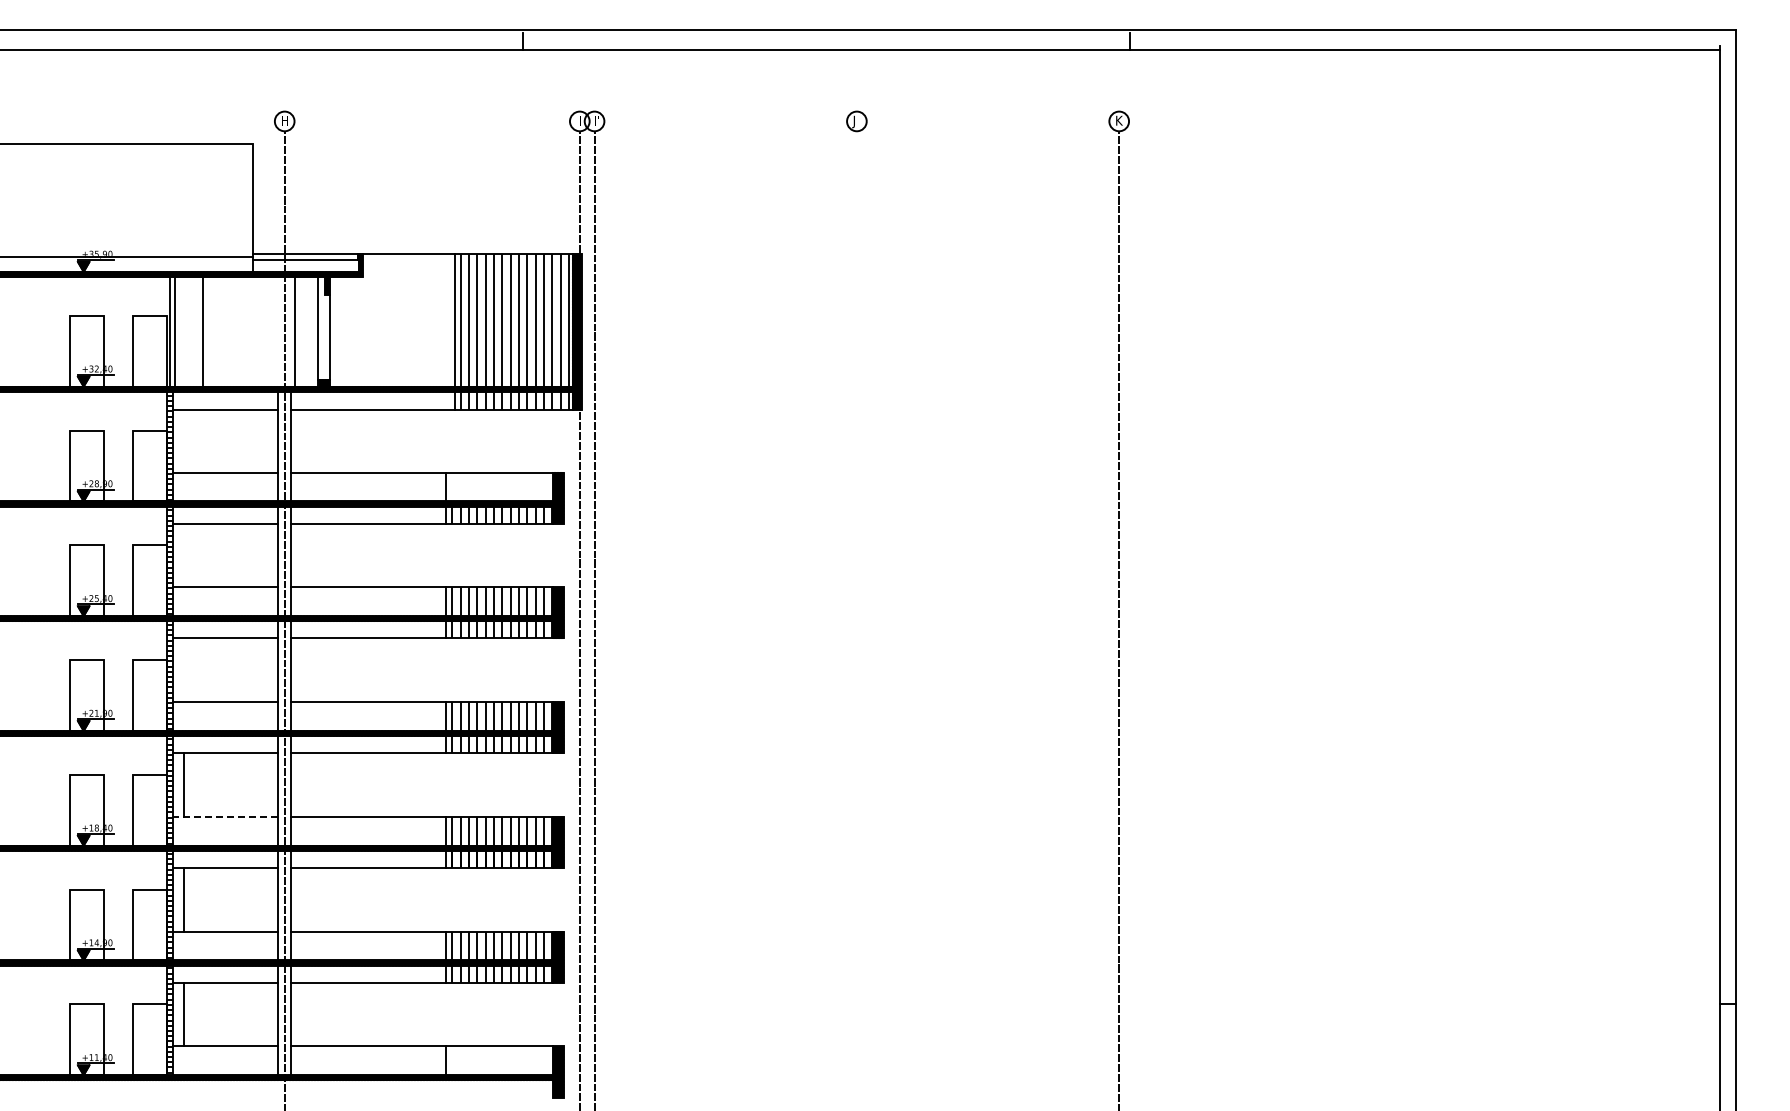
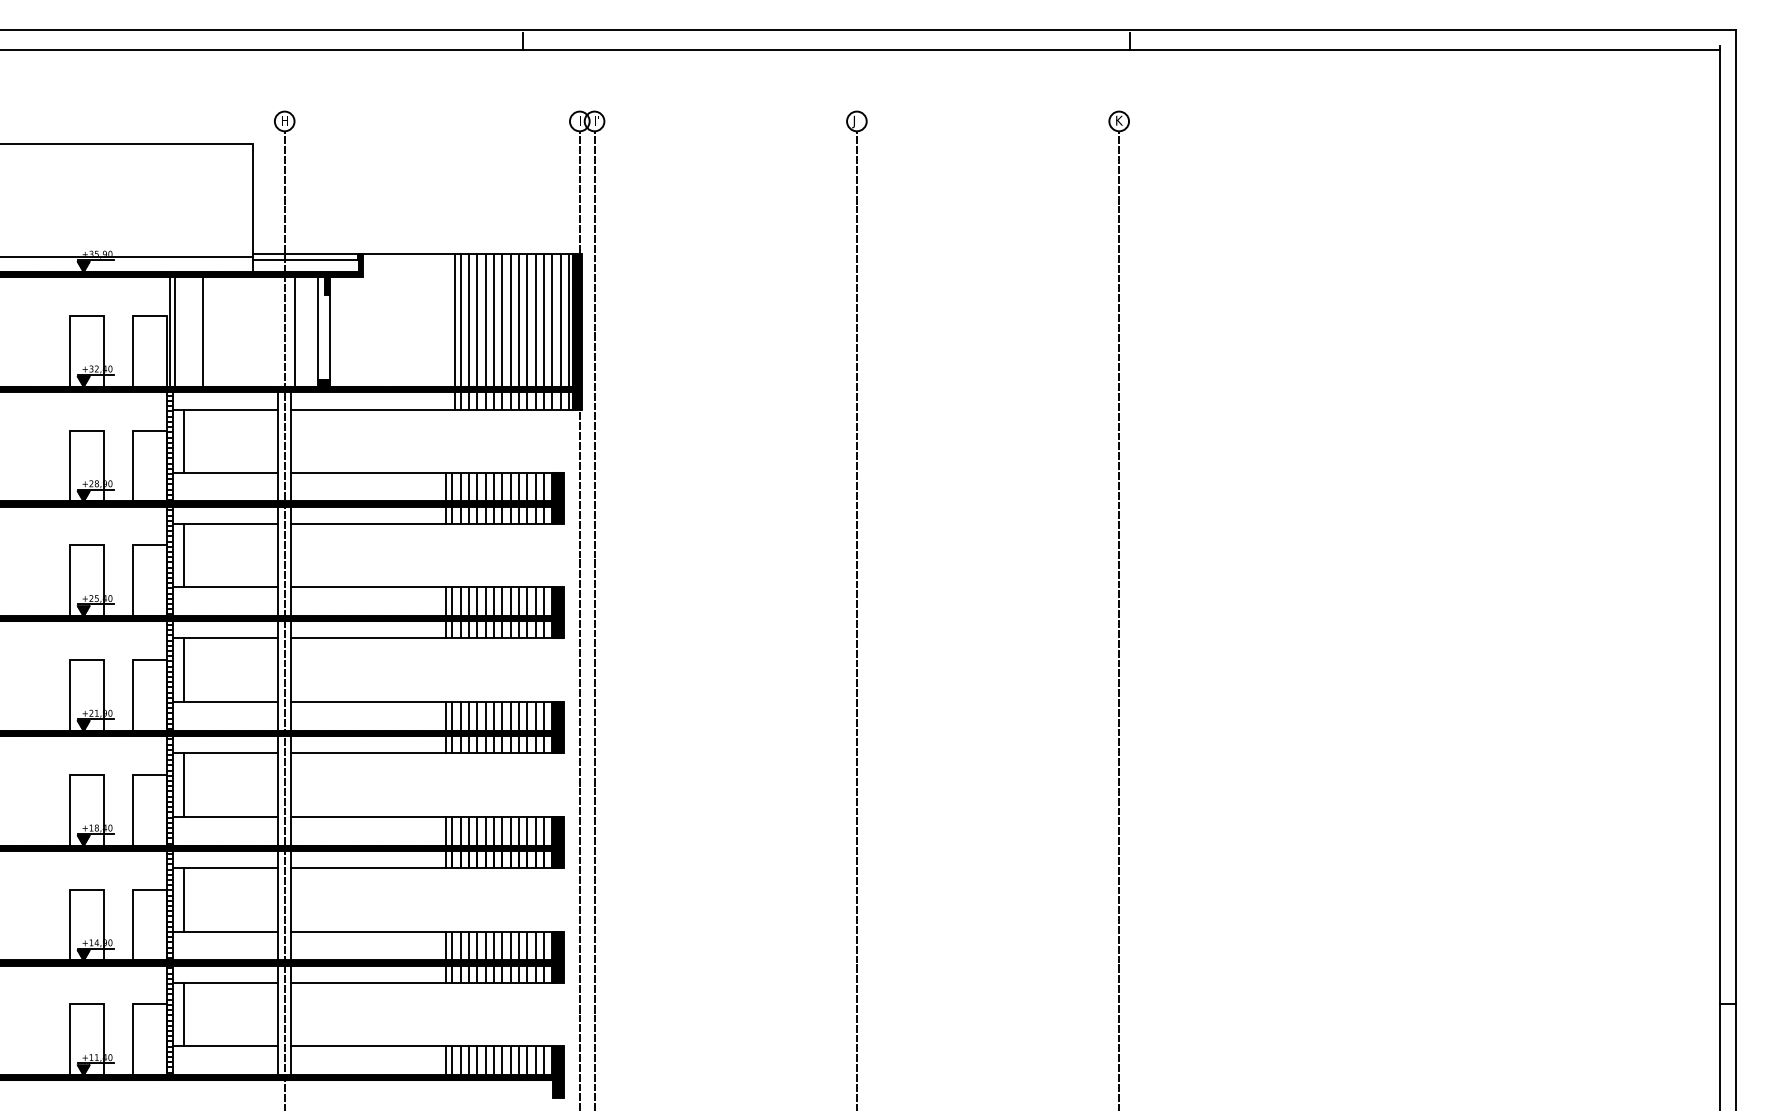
line: none -> present (184, 440)
hatch: none -> present (502, 486)
line: none -> present (184, 555)
line: none -> present (856, 619)
line: none -> present (184, 670)
line: dashed -> solid (225, 816)
hatch: none -> present (502, 1060)
